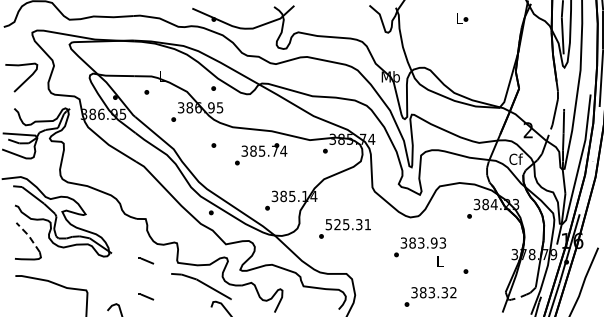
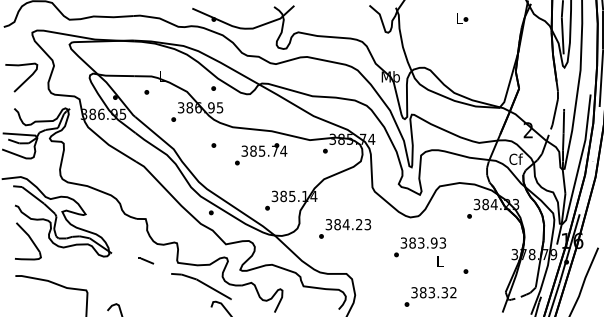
text: 525.31 -> 384.23 (348, 224)
line: dashed -> solid (29, 236)
line: present -> none (146, 296)
